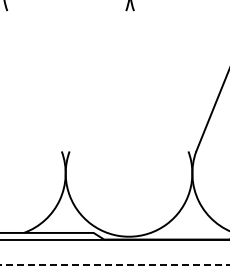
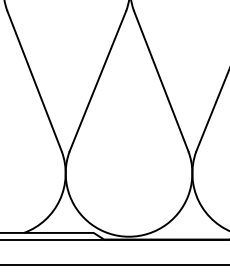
line: none -> present (34, 81)
line: none -> present (97, 81)
line: none -> present (161, 81)
line: dashed -> solid (114, 265)
